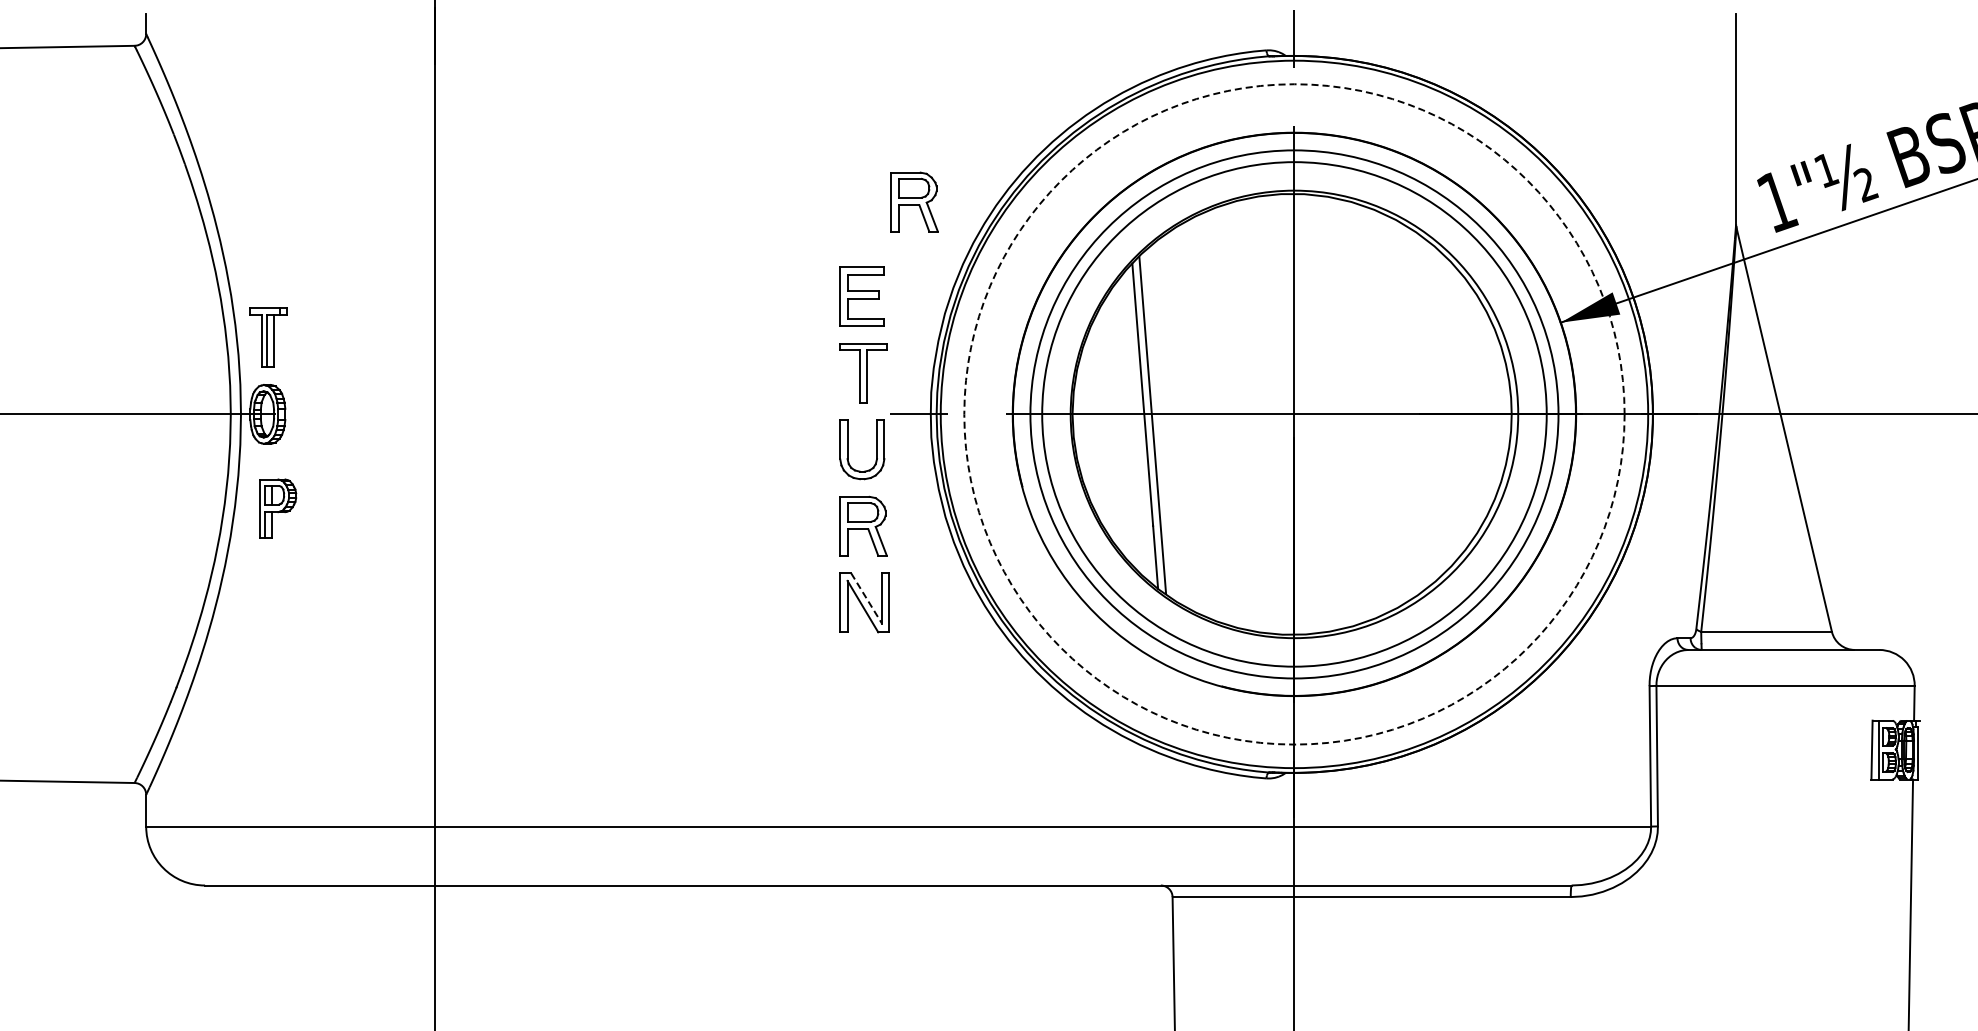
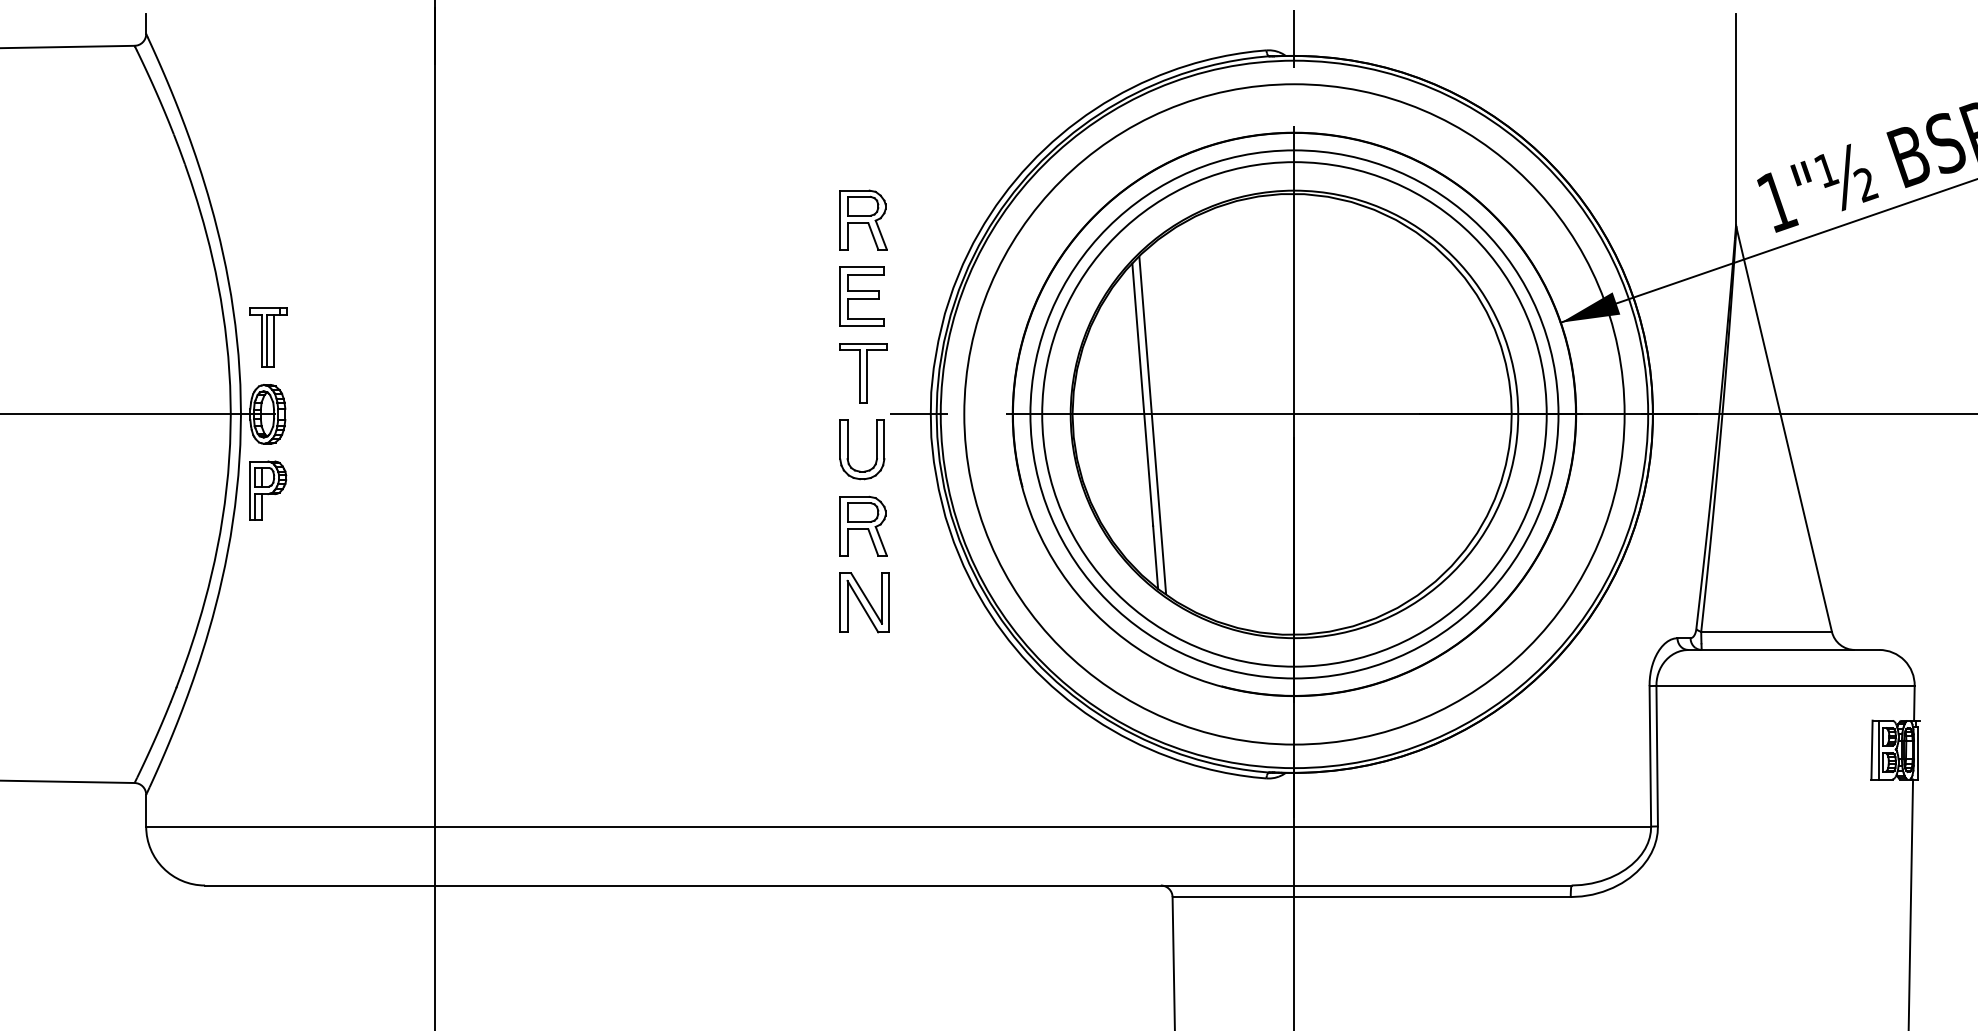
part position: (914, 201) -> (863, 219) (863, 219)
circle: dashed -> solid (1294, 414)
part position: (278, 508) -> (268, 490) (268, 490)
line: dashed -> solid (866, 598)
